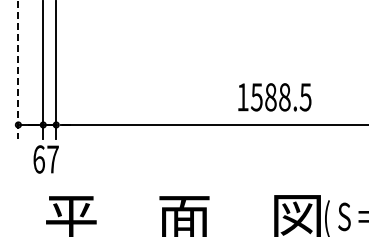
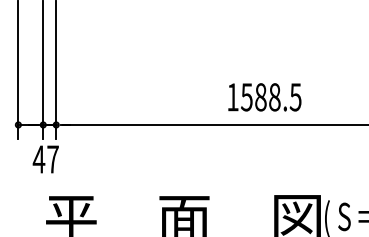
line: dashed -> solid (18, 70)
text position: (274, 97) -> (264, 97) (264, 97)
text: 67 -> 47 (38, 159)
